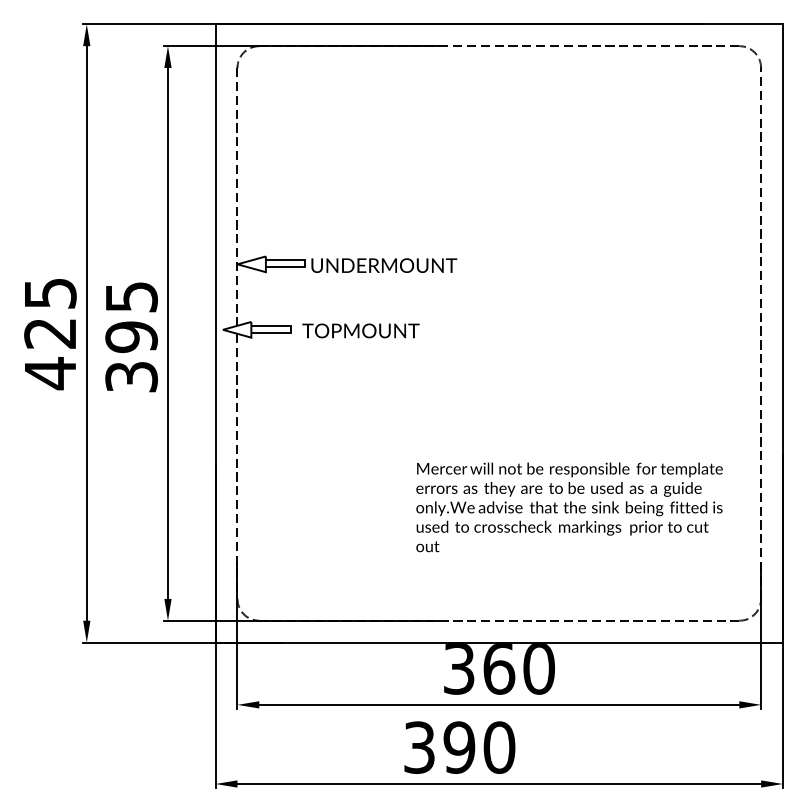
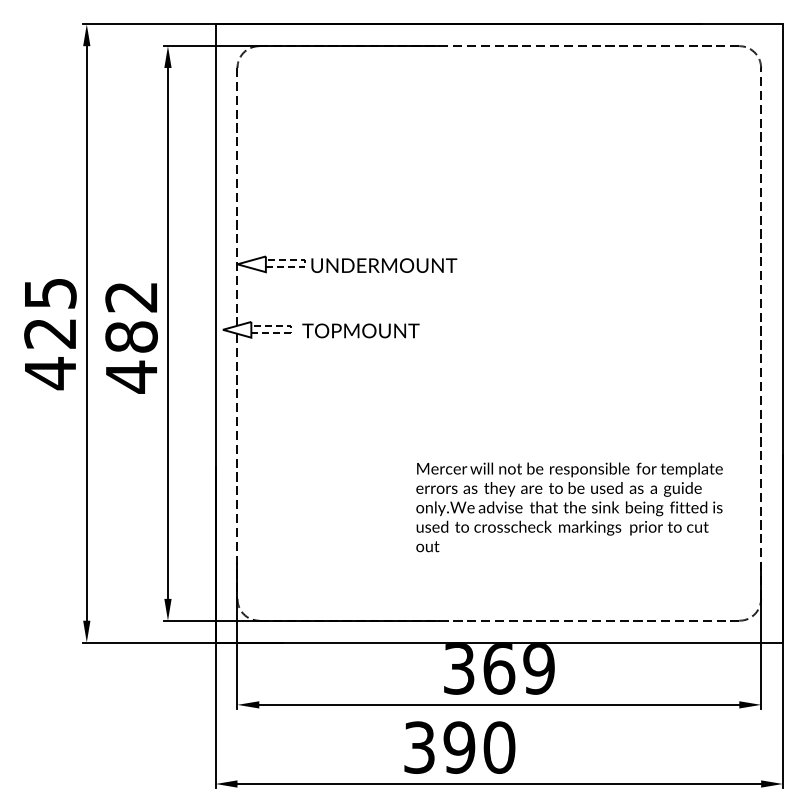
line: solid -> dashed (305, 263)
line: solid -> dashed (290, 329)
text: 395 -> 482 (131, 337)
text: 360 -> 369 (538, 669)
